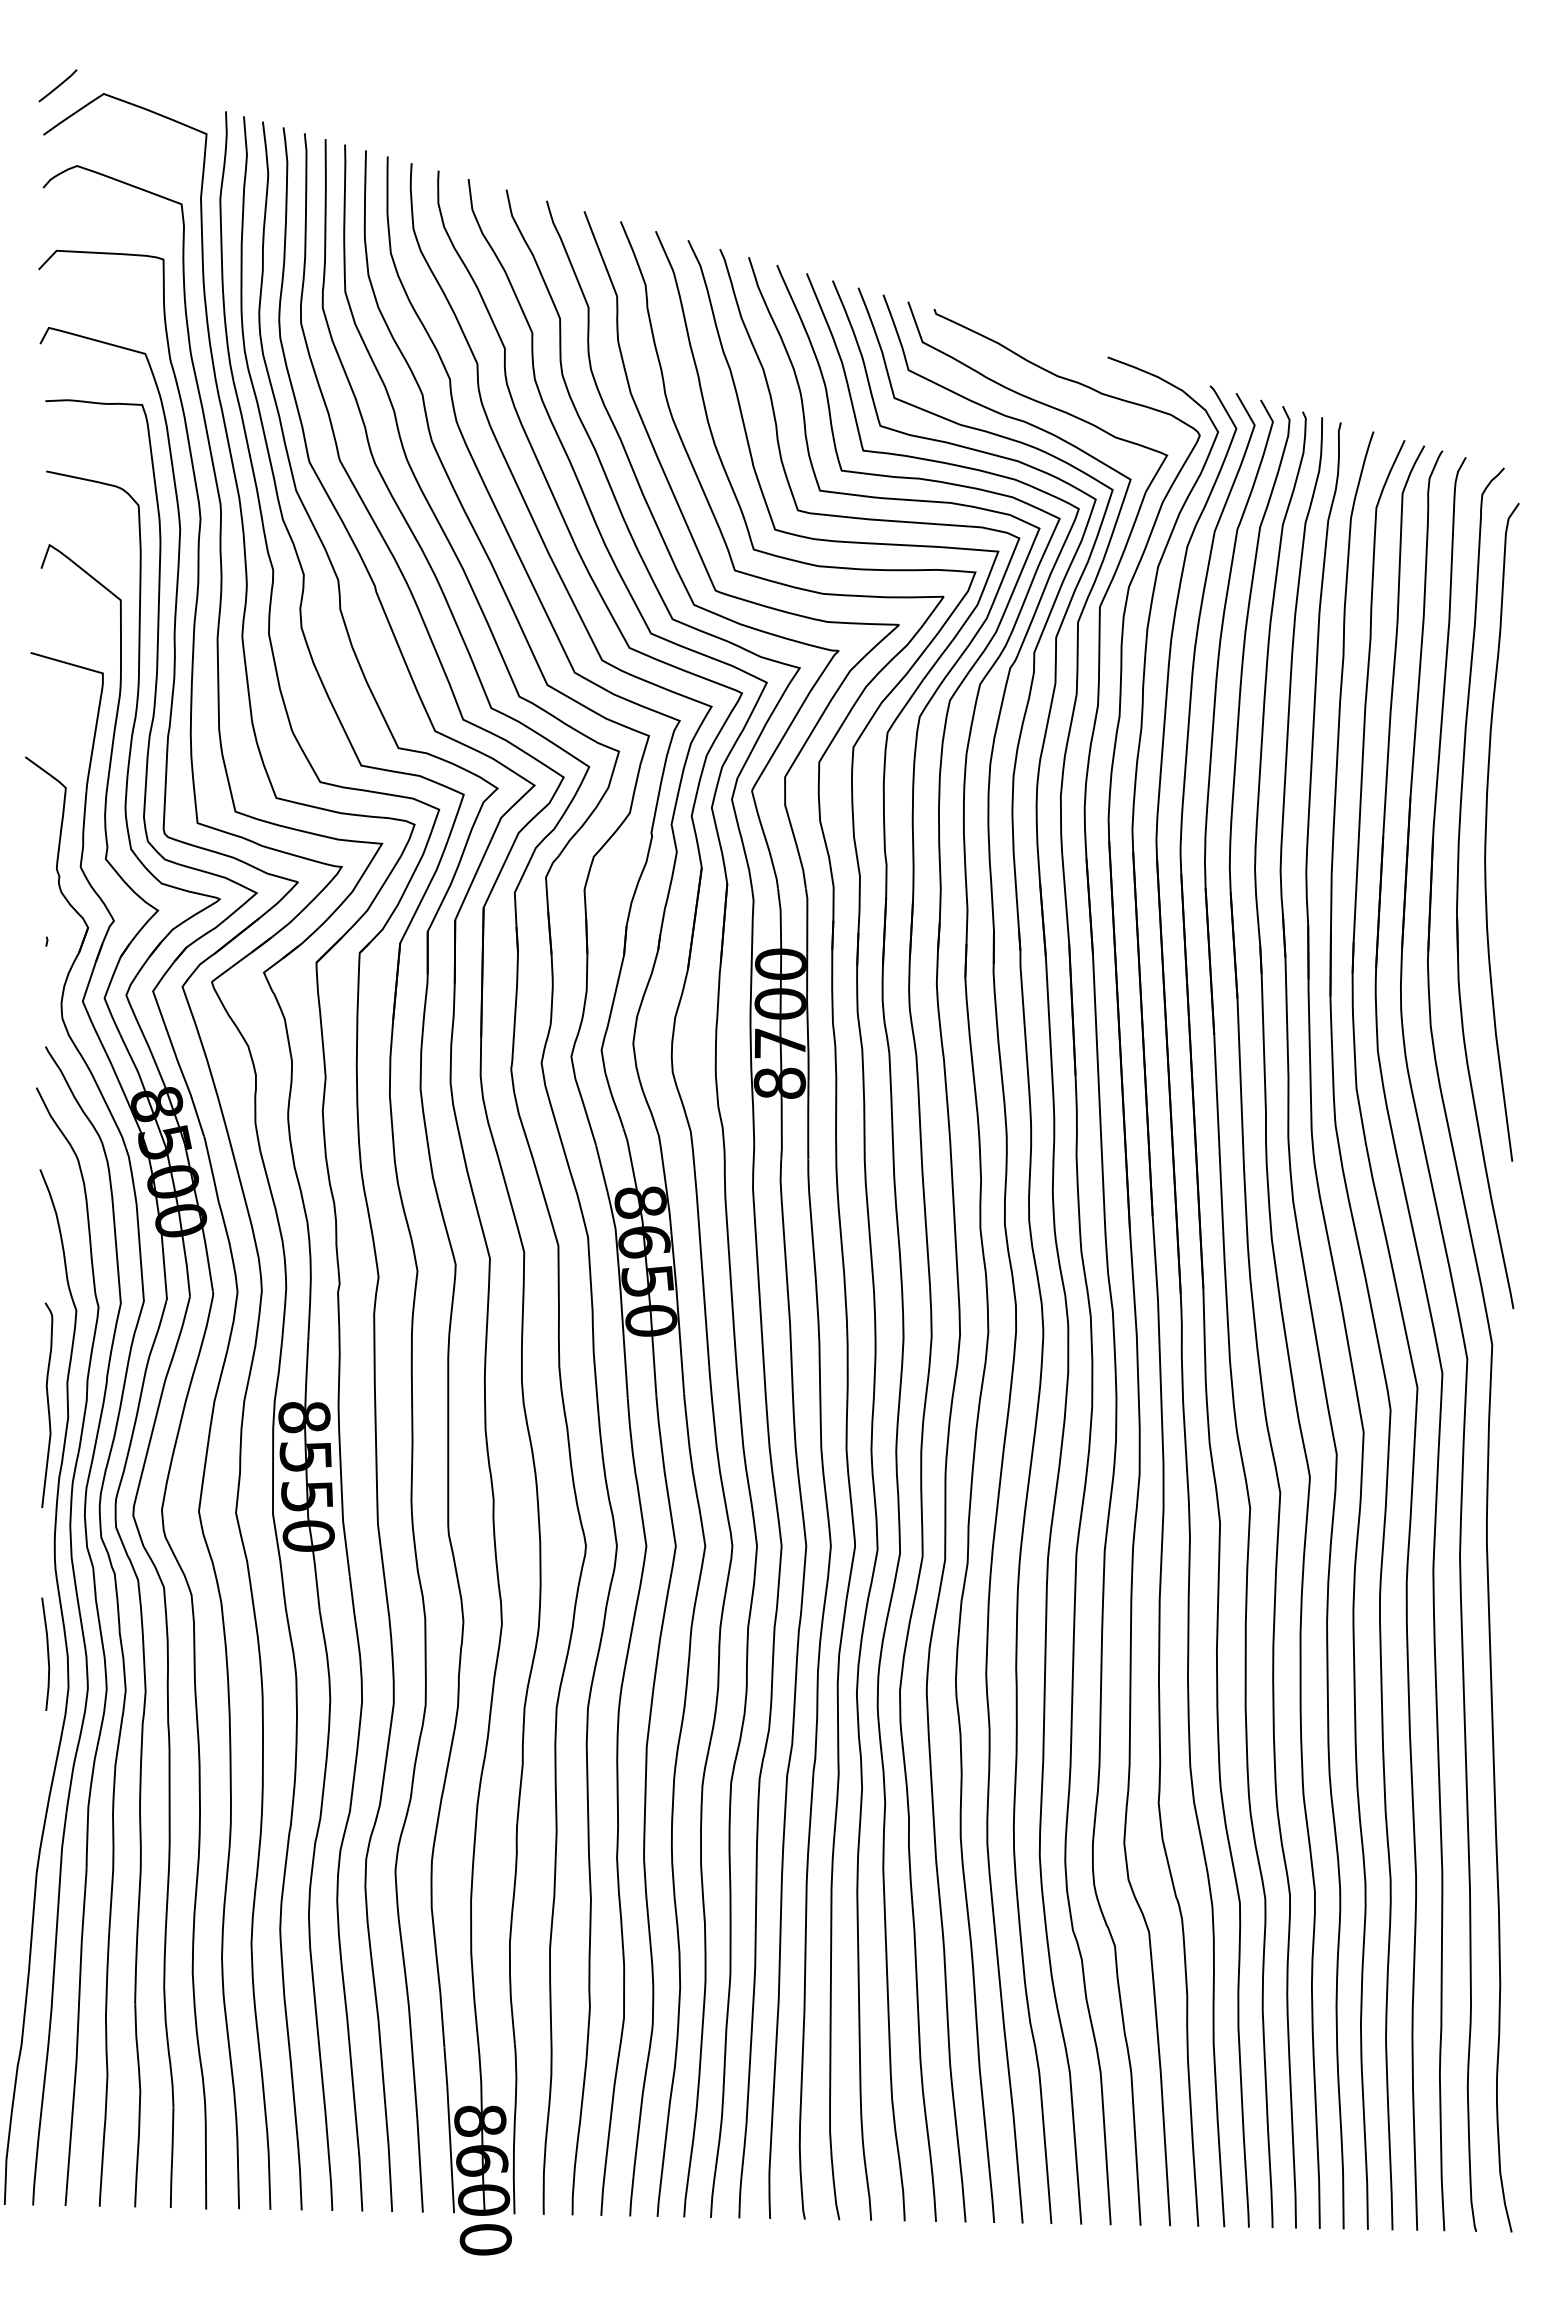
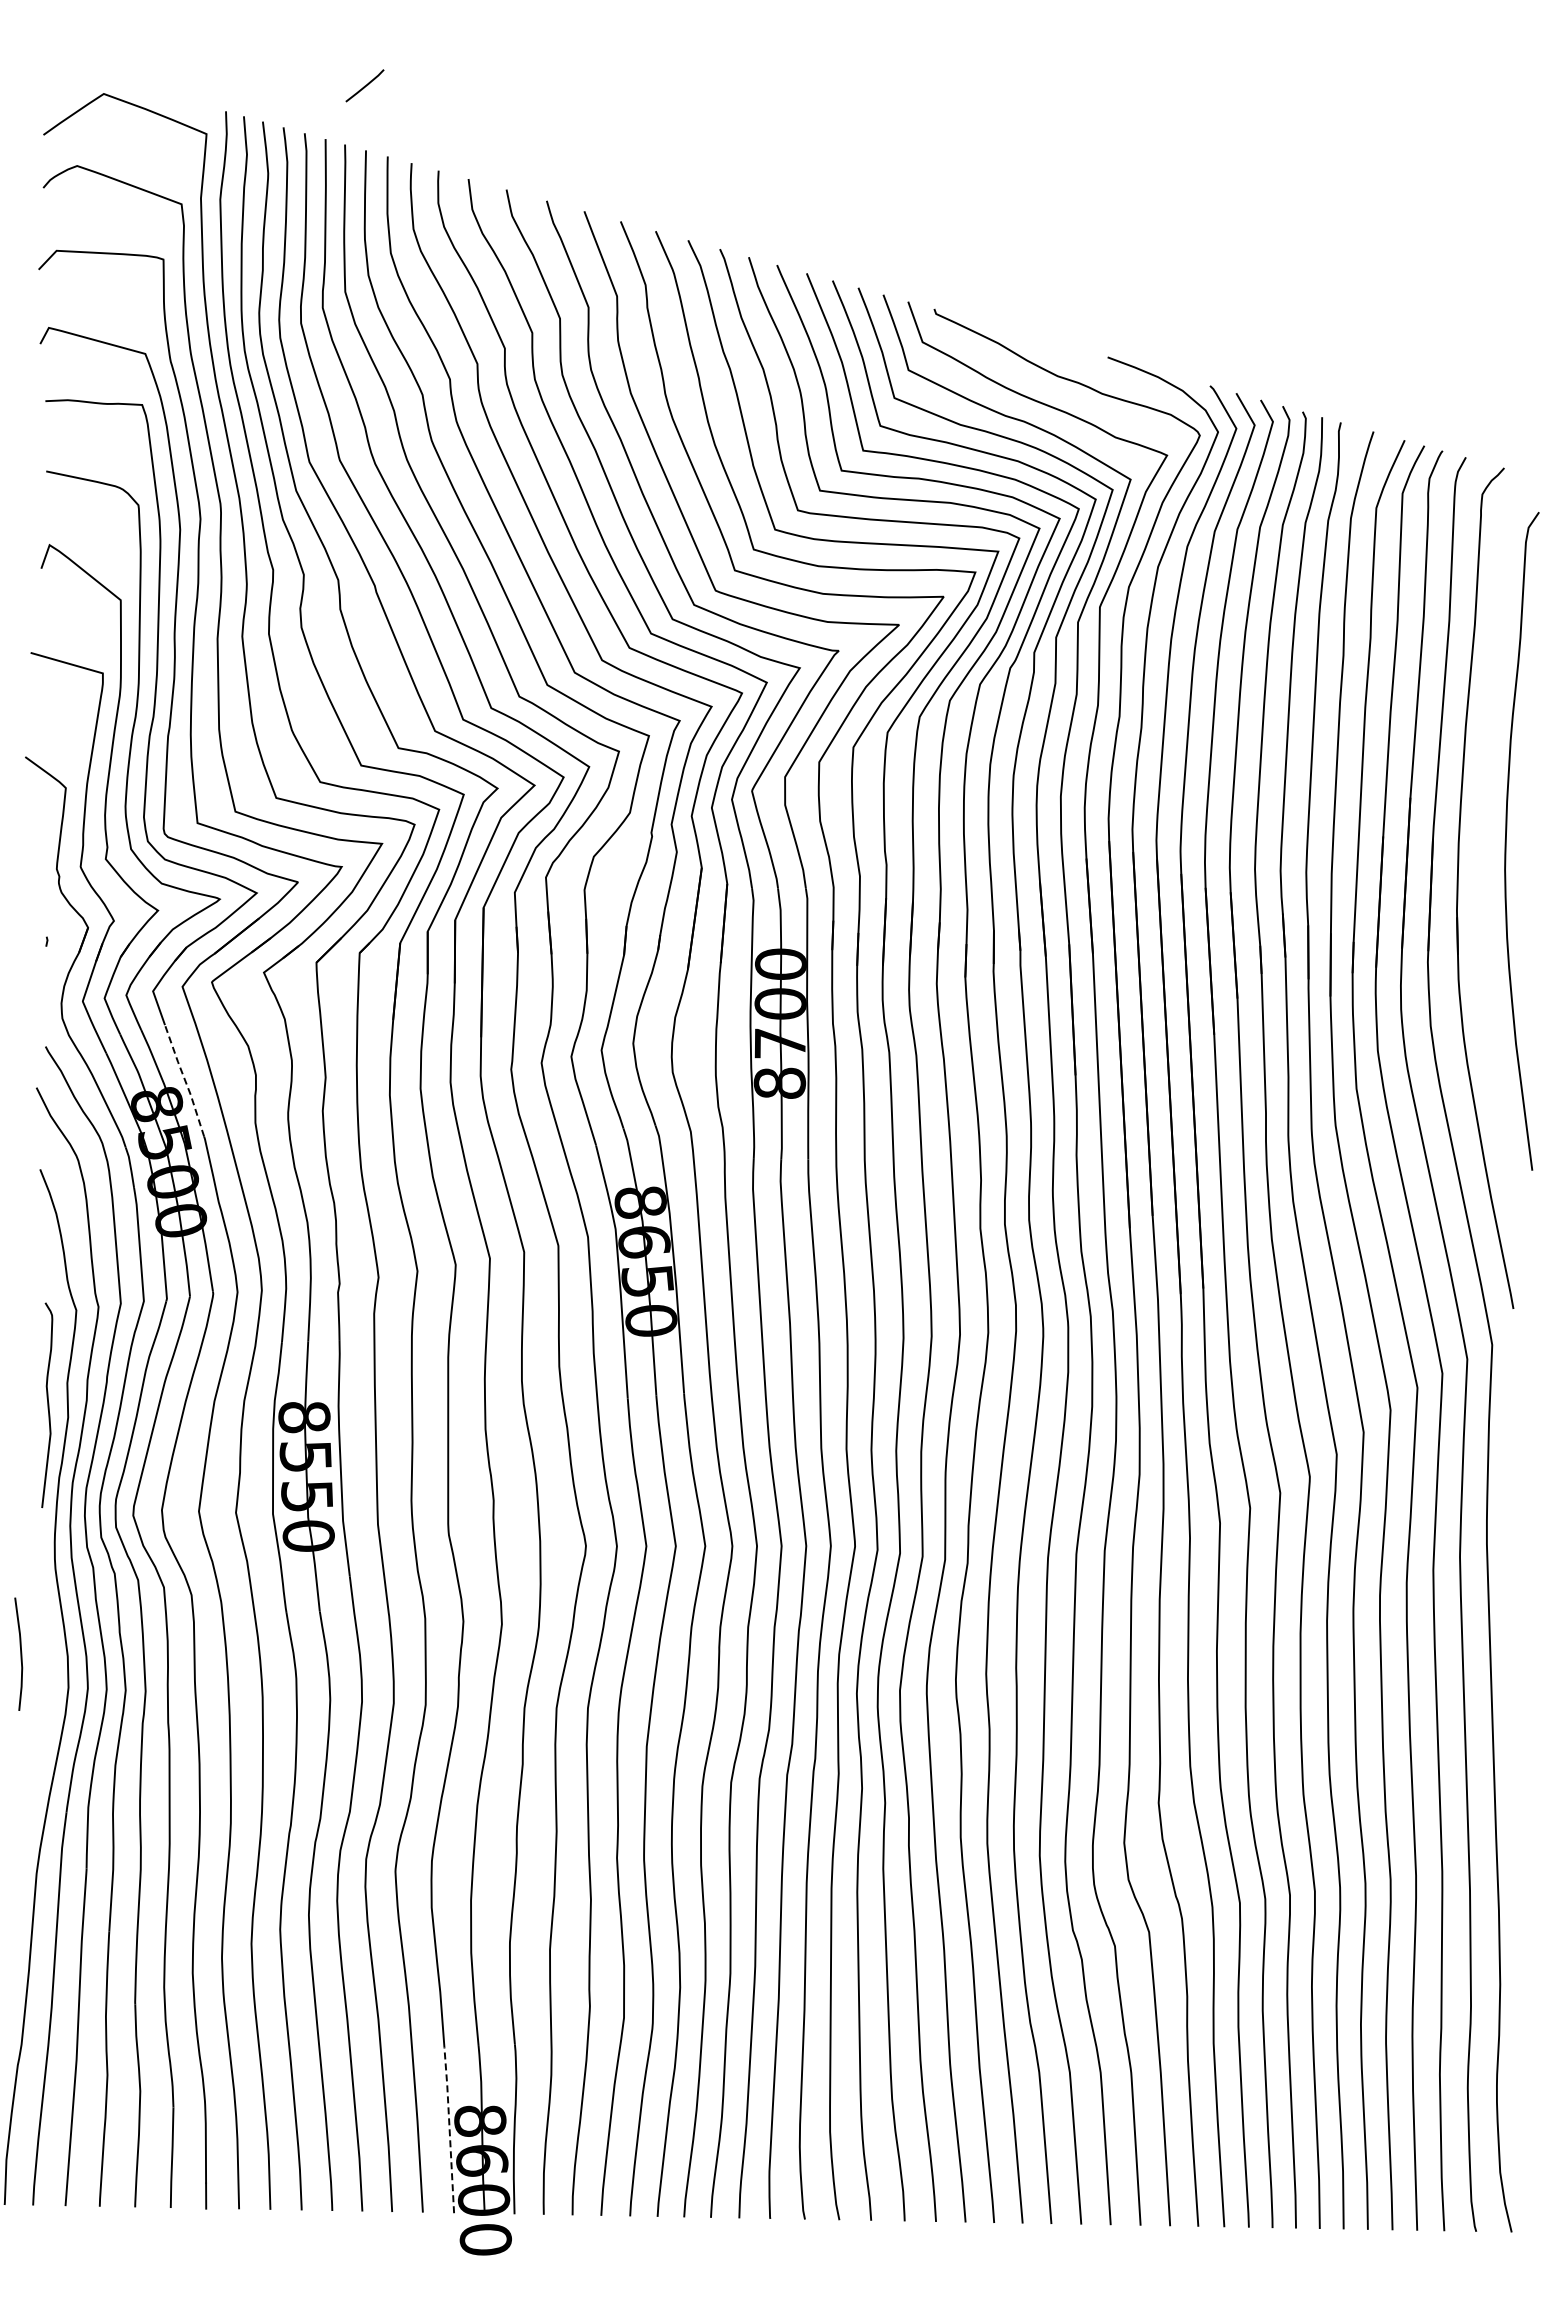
line position: (57, 85) -> (364, 85) (364, 85)
curve position: (1486, 832) -> (1506, 841) (1506, 841)
line: solid -> dashed (185, 1080)
curve position: (47, 1653) -> (20, 1653) (20, 1653)
line: solid -> dashed (449, 2129)
